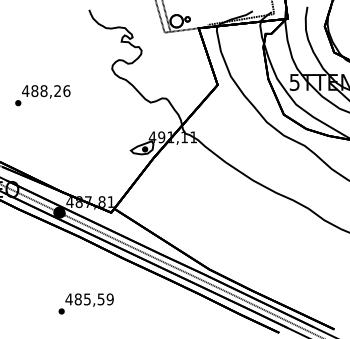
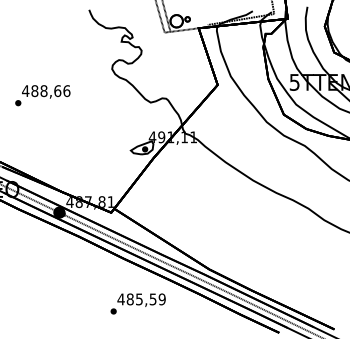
text: 488,26 -> 488,66 (57, 91)
text position: (85, 303) -> (137, 303) (137, 303)
